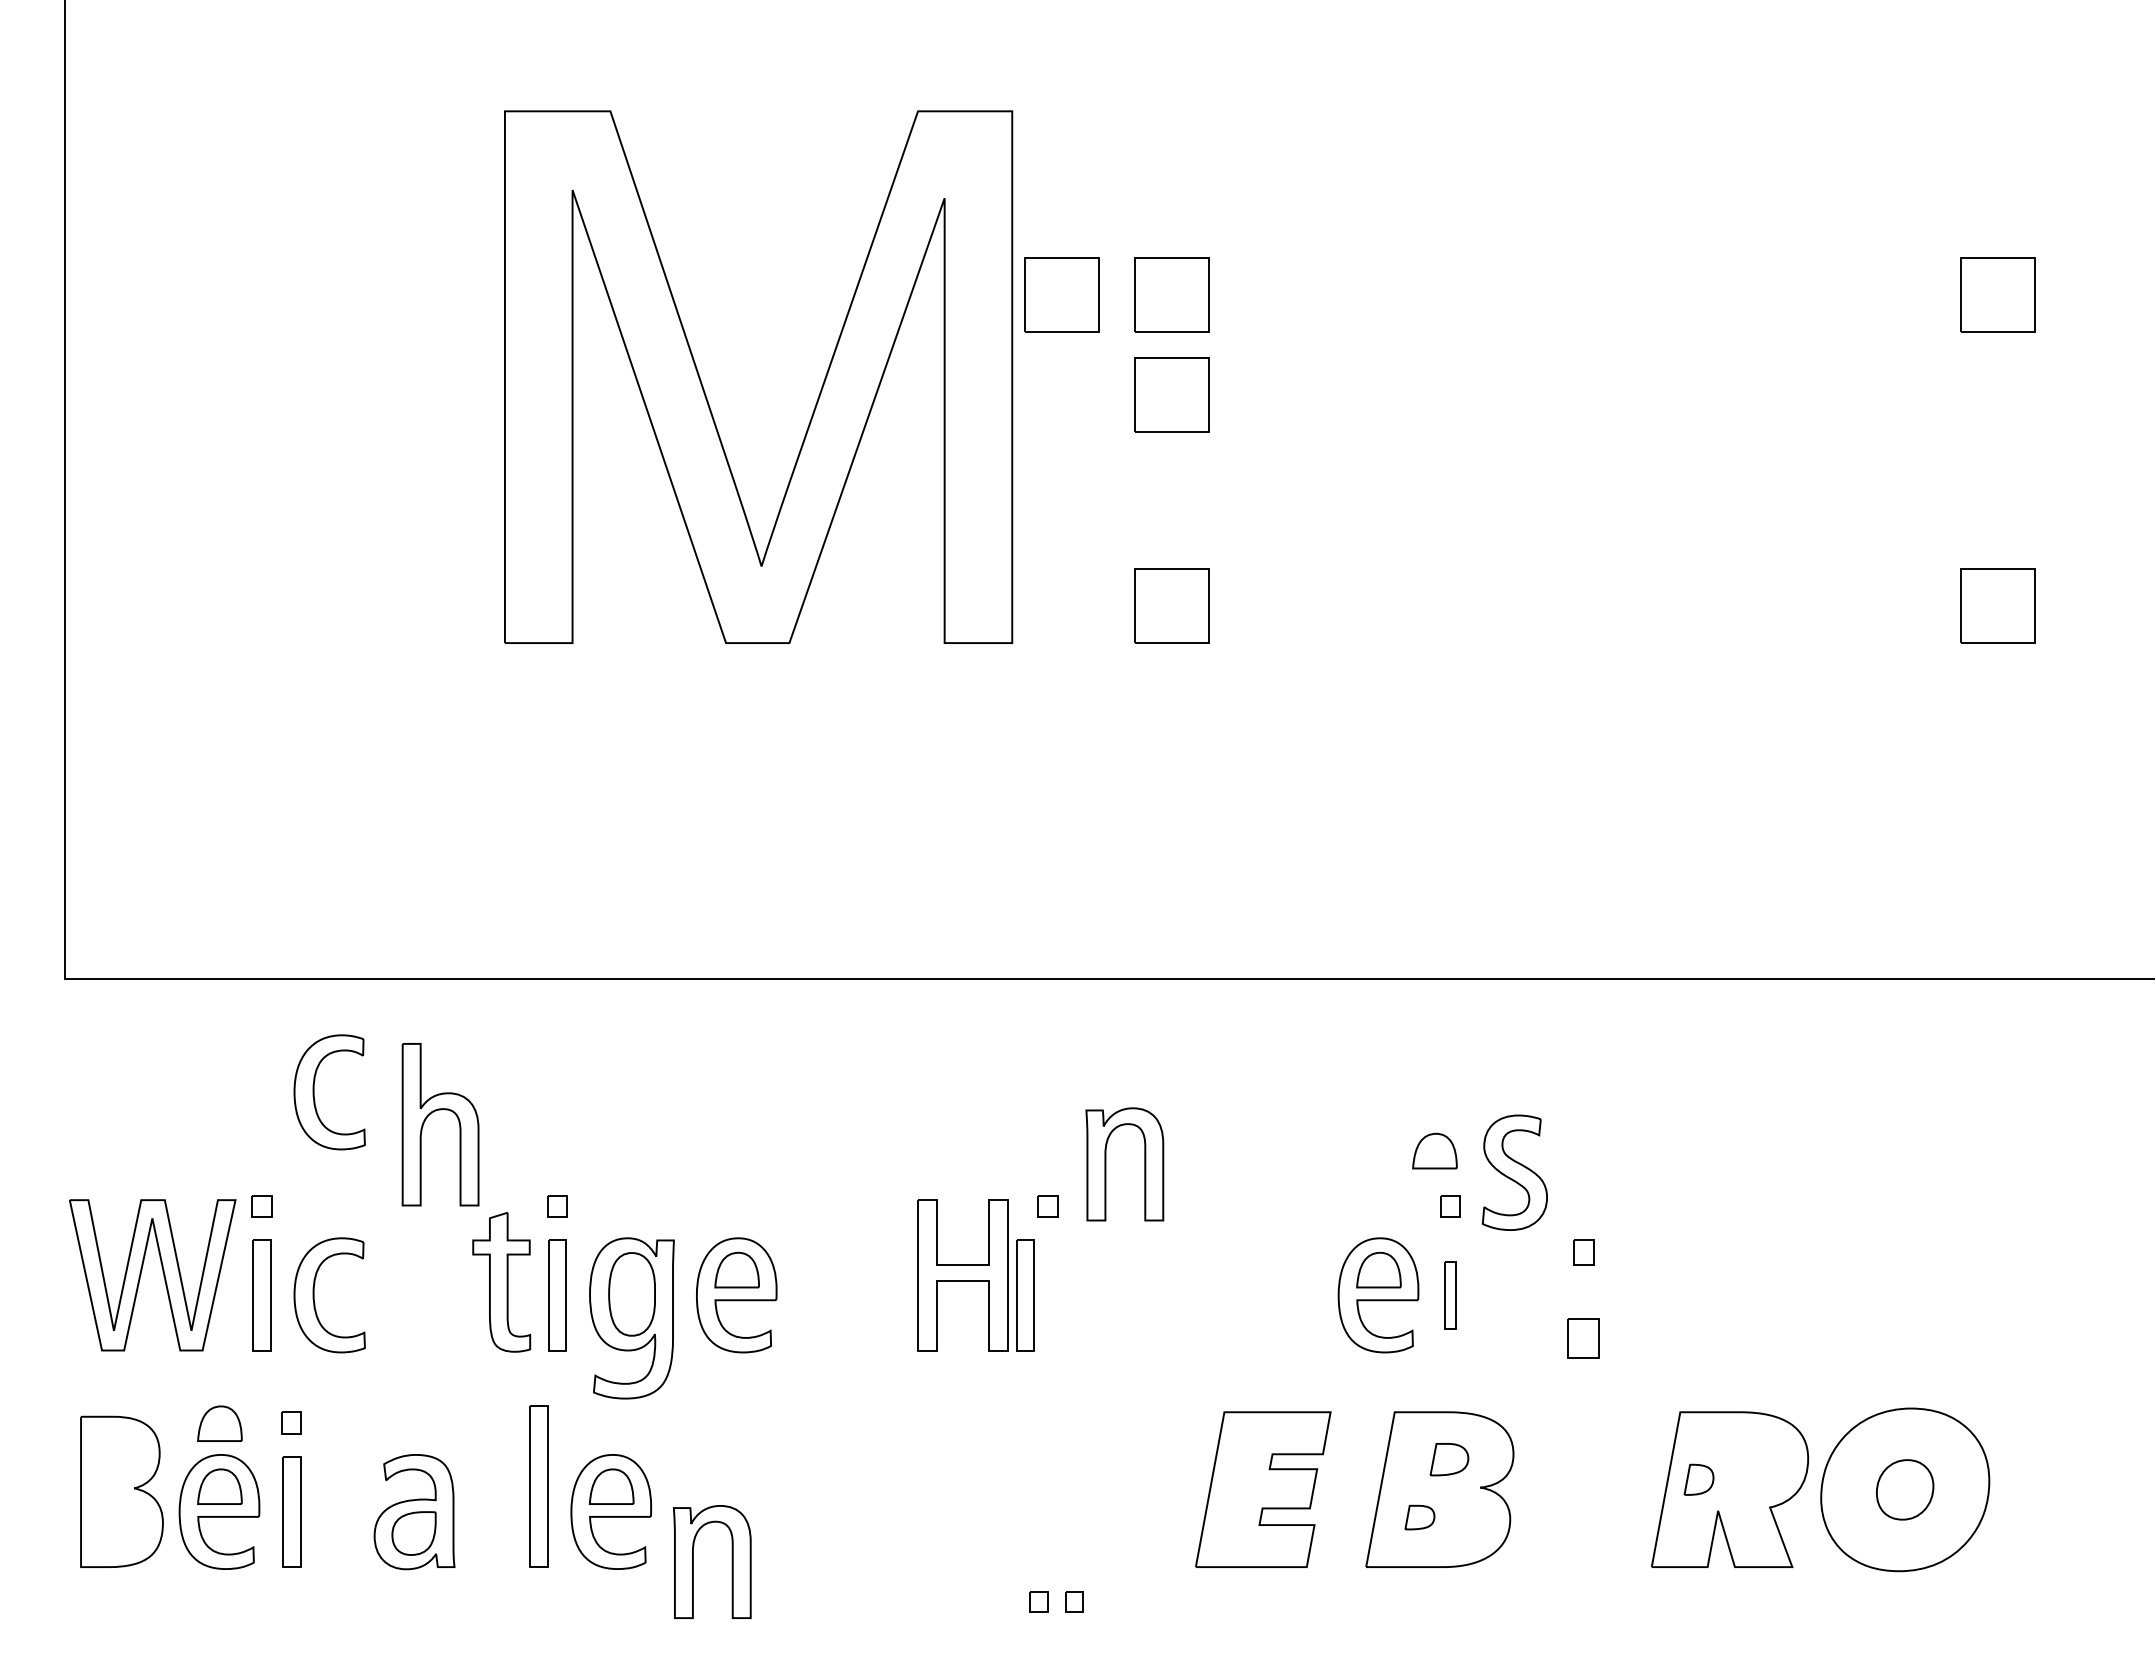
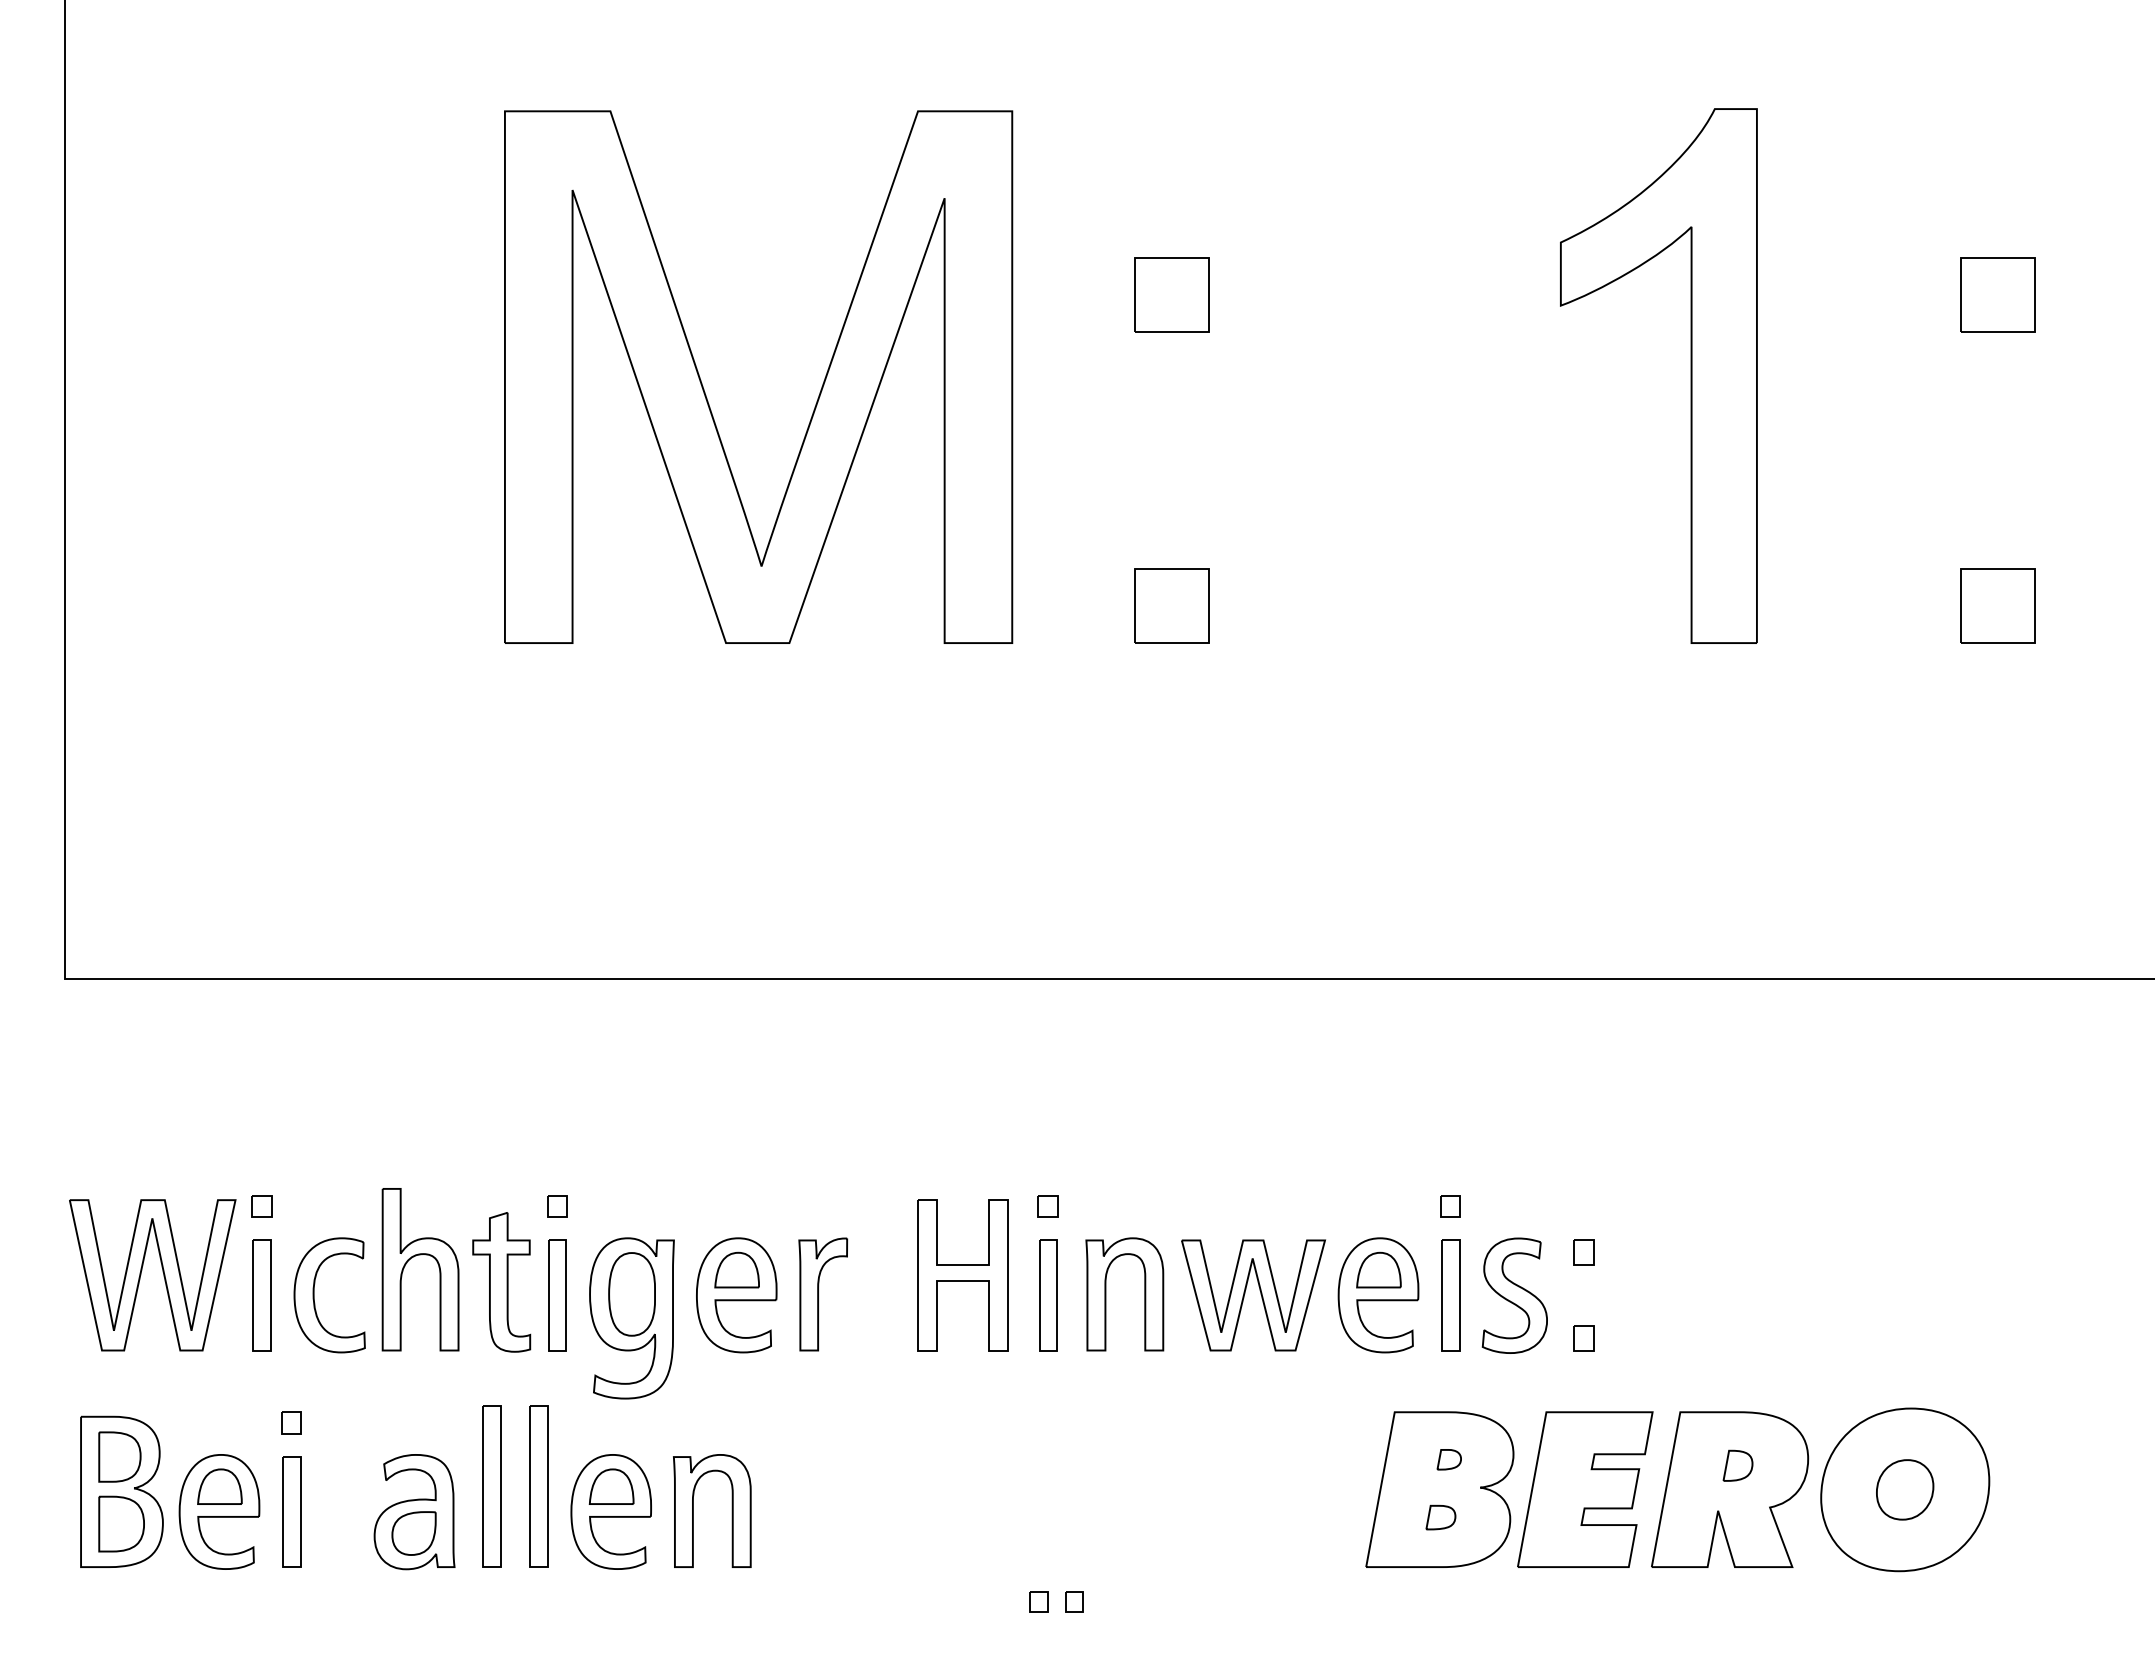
part: present -> none (1061, 294)
part: none -> present (1690, 375)
part: present -> none (1171, 394)
part: present -> none (314, 1092)
part position: (436, 1111) -> (416, 1256) (416, 1256)
part: present -> none (1434, 1150)
part position: (1106, 1164) -> (1106, 1294) (1106, 1294)
part position: (1514, 1172) -> (1514, 1295) (1514, 1295)
part: none -> present (823, 1294)
part: none -> present (1260, 1294)
part position: (1025, 1295) -> (1048, 1295) (1048, 1295)
part size: 13x69 px -> 20x113 px (1450, 1295)
part size: 33x41 px -> 22x27 px (1583, 1338)
part: present -> none (219, 1423)
part: none -> present (119, 1456)
part size: 41x34 px -> 26x22 px (1448, 1459)
part position: (1698, 1479) -> (1737, 1465) (1737, 1465)
part: none -> present (491, 1486)
part position: (1263, 1489) -> (1585, 1489) (1585, 1489)
part position: (1419, 1517) -> (1440, 1517) (1440, 1517)
part: none -> present (121, 1523)
part position: (693, 1561) -> (693, 1510) (693, 1510)
